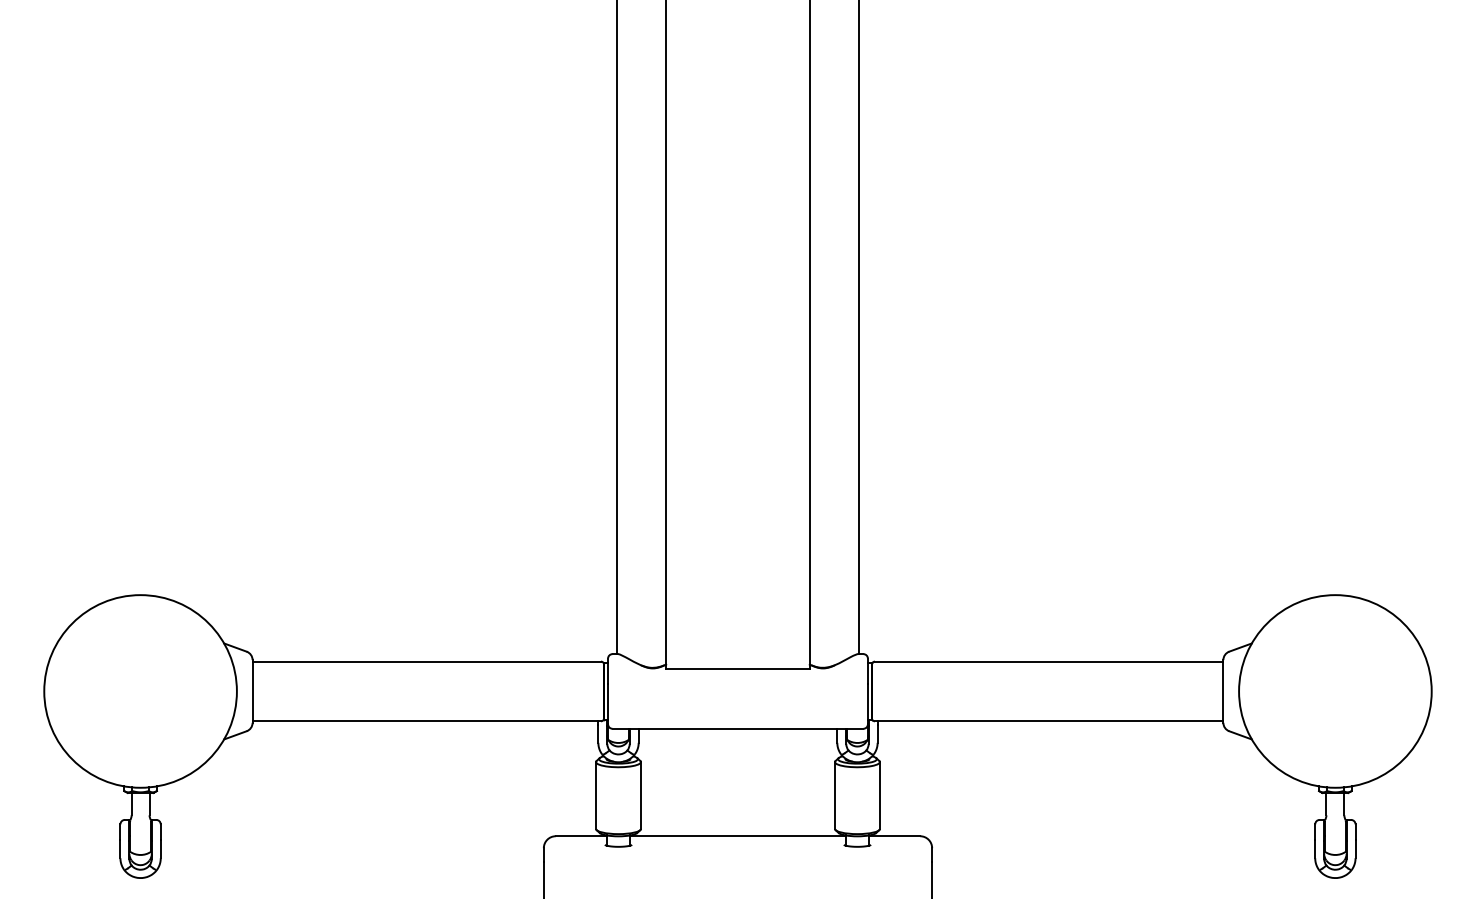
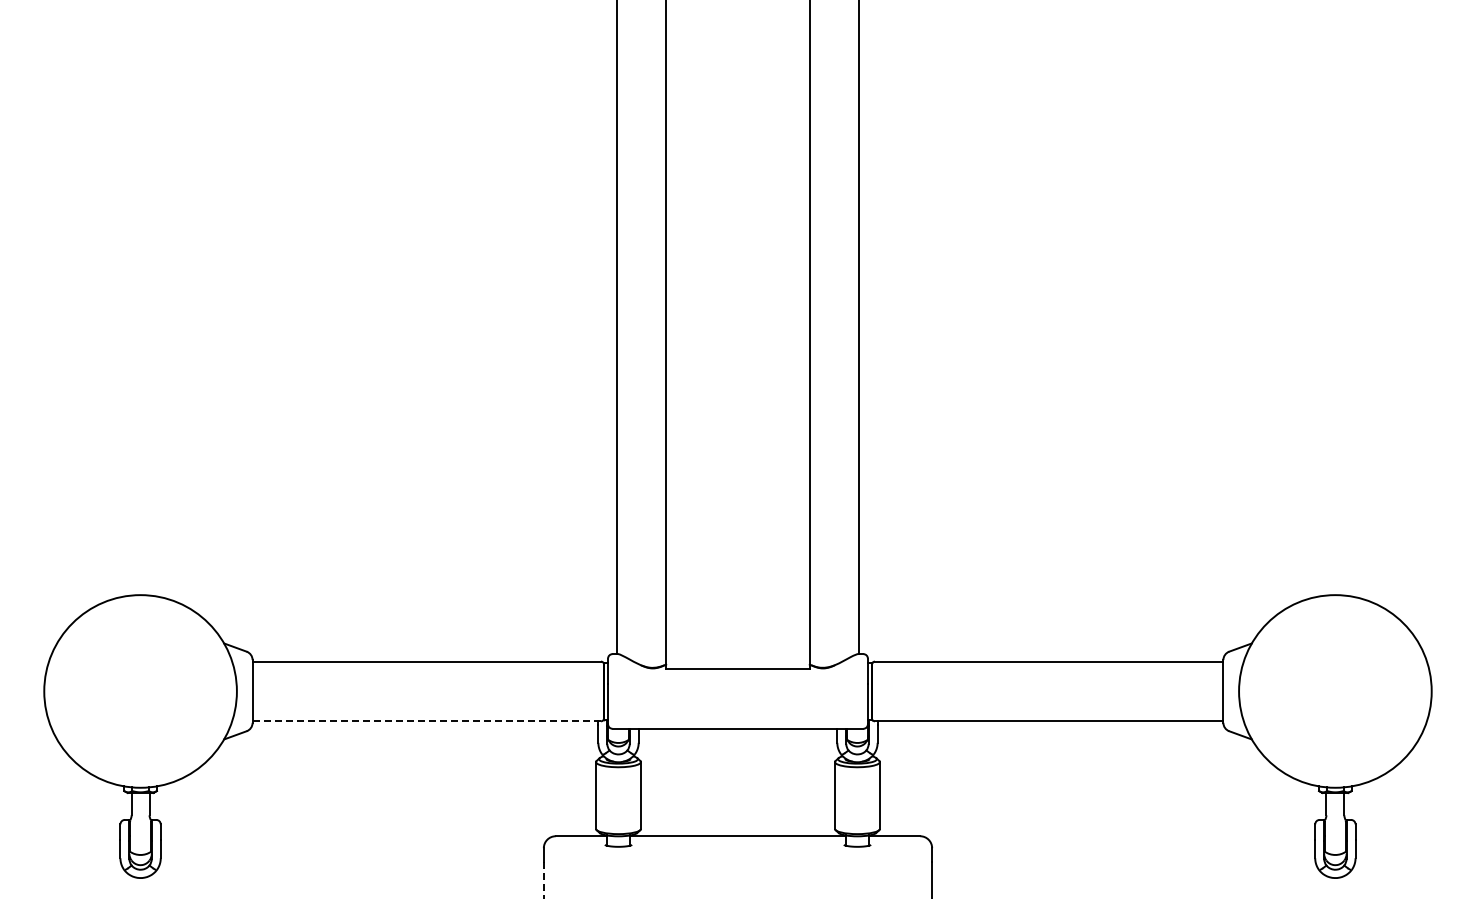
line: solid -> dashed (426, 721)
line: solid -> dashed (543, 880)
